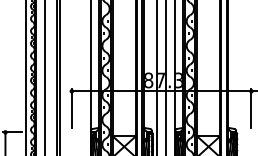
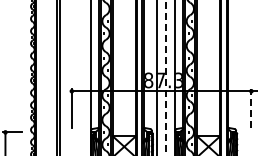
line: present -> none (26, 77)
line: present -> none (44, 77)
line: solid -> dashed (165, 77)
line: solid -> dashed (251, 108)
